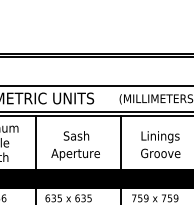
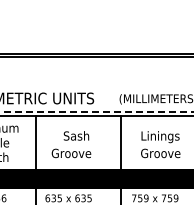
line: present -> none (96, 86)
line: solid -> dashed (97, 111)
text: Aperture -> Groove (75, 154)
